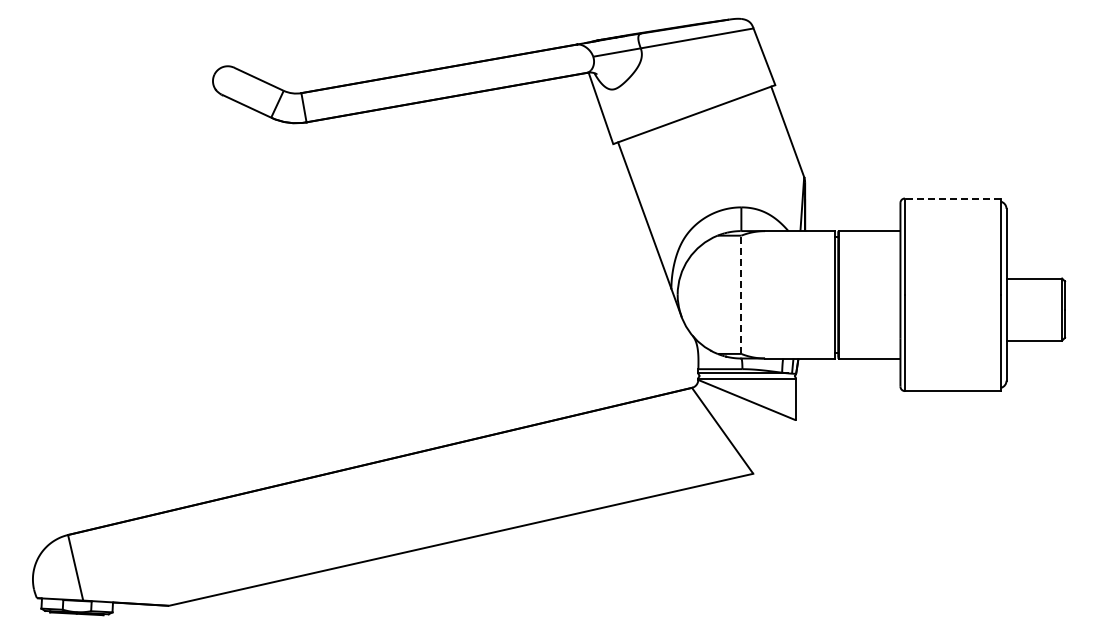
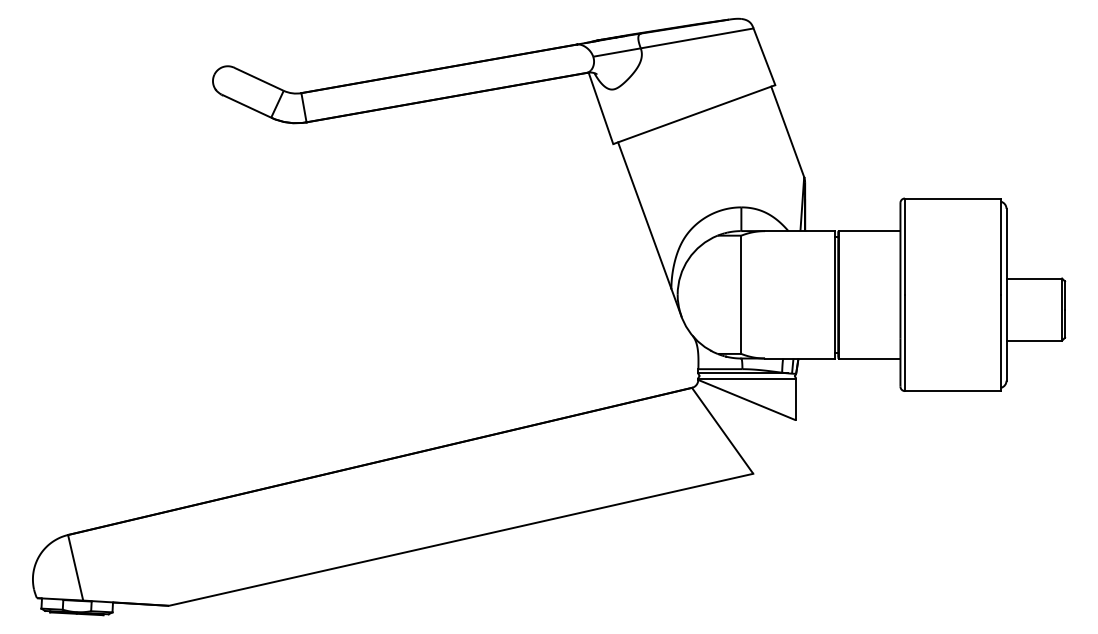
line: dashed -> solid (952, 198)
line: dashed -> solid (741, 294)
